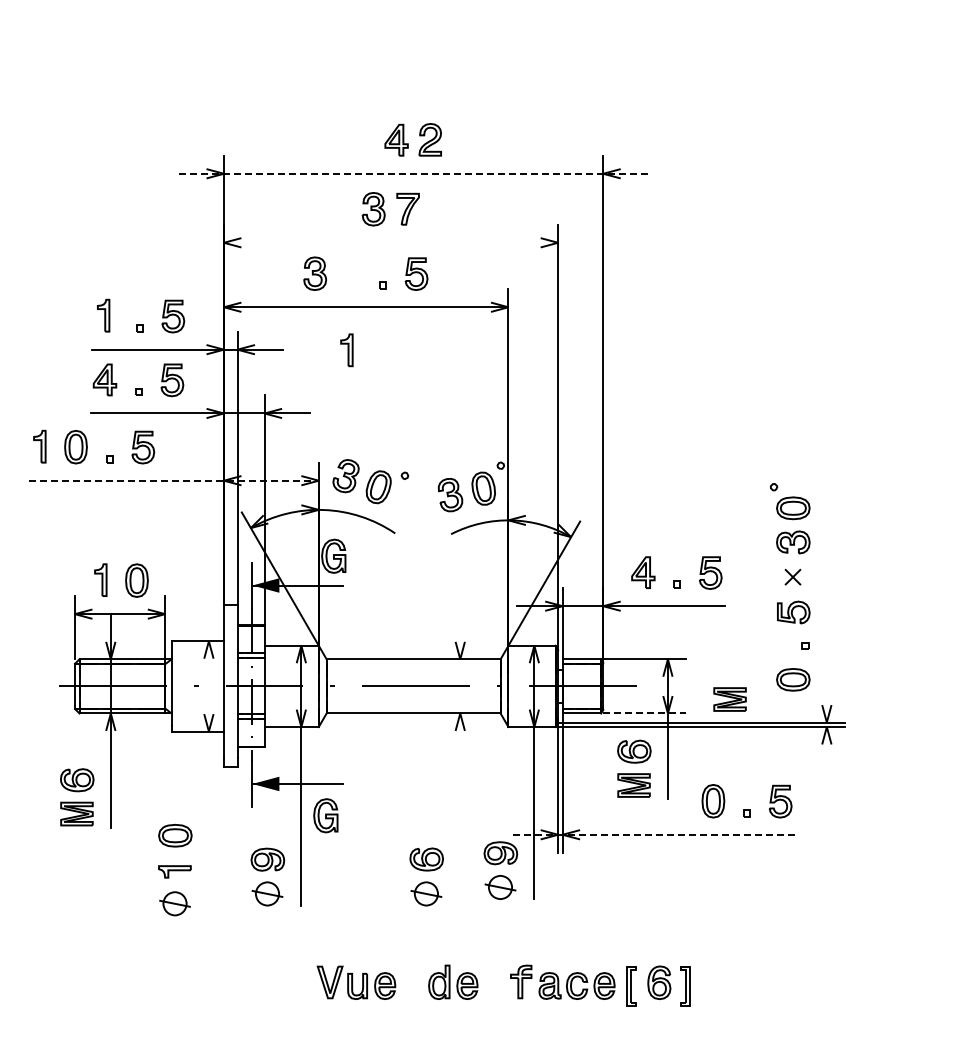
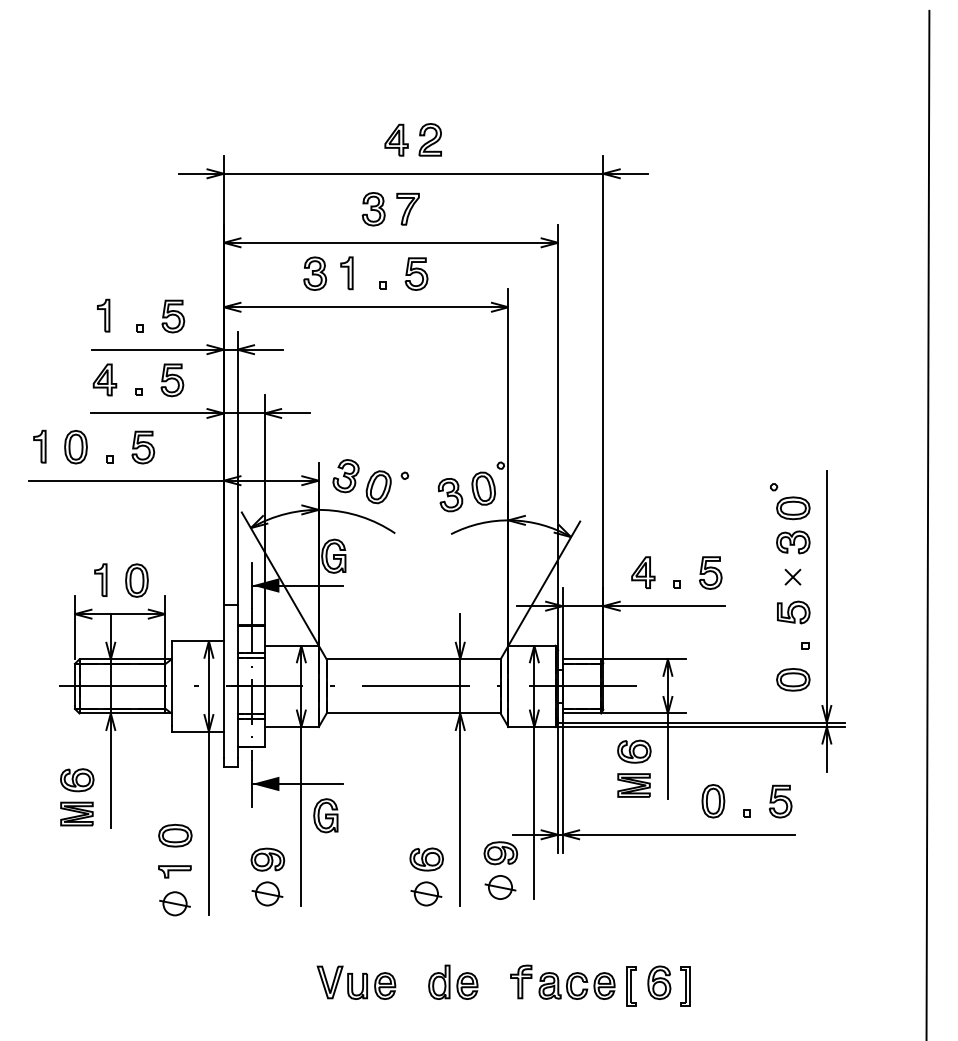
line: dashed -> solid (413, 173)
line: none -> present (390, 242)
part position: (346, 350) -> (346, 273) (346, 273)
line: dashed -> solid (174, 480)
line: none -> present (927, 523)
line: none -> present (826, 621)
part: present -> none (729, 699)
line: dashed -> solid (645, 713)
line: none -> present (460, 759)
line: none -> present (208, 778)
line: dashed -> solid (653, 834)
